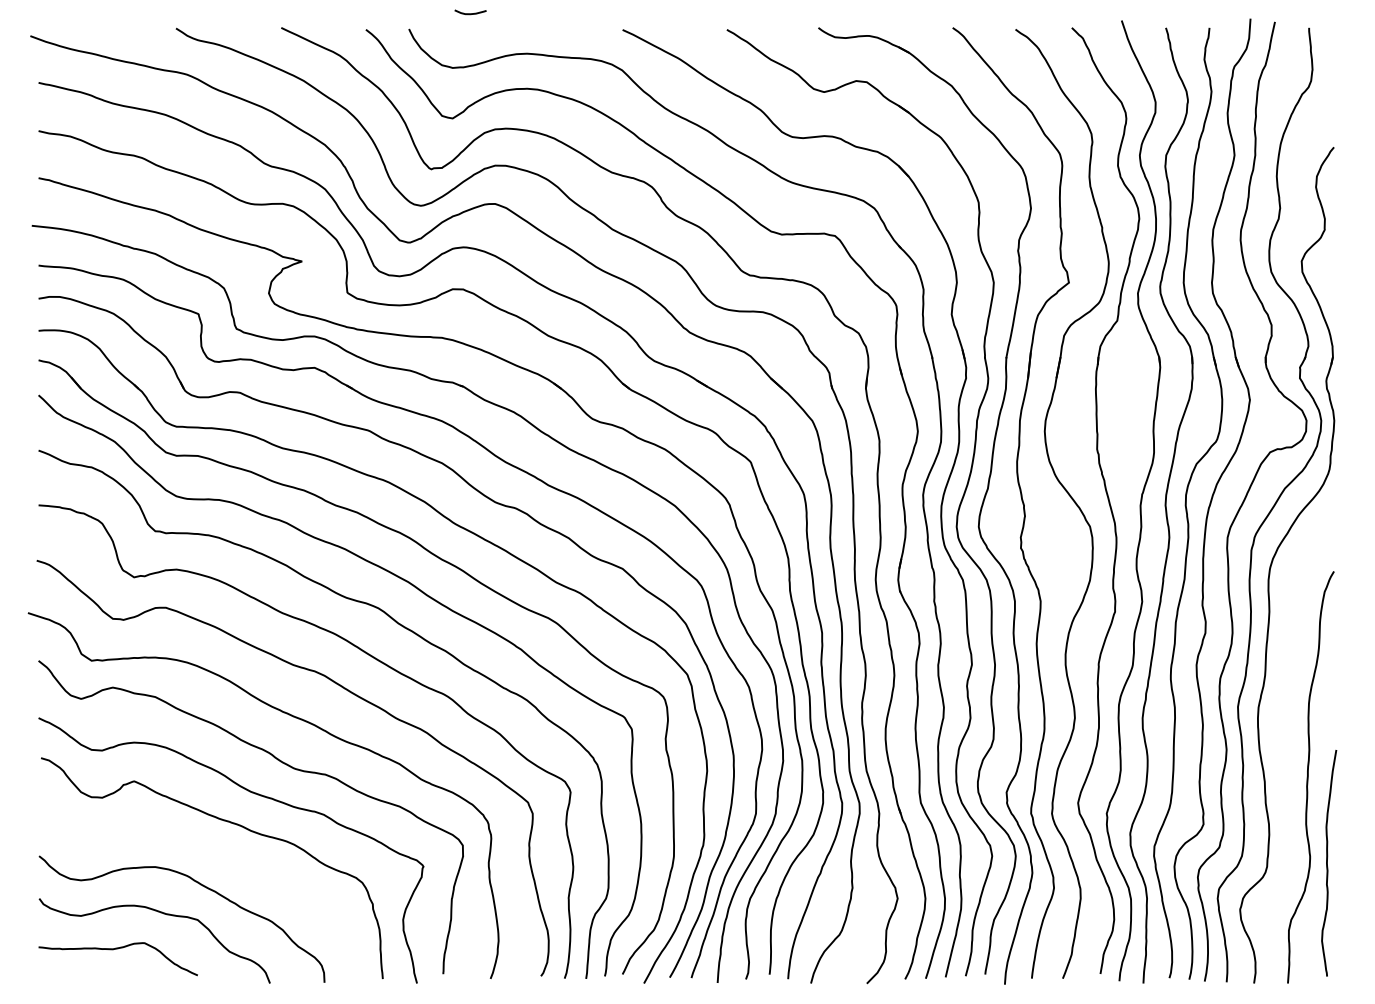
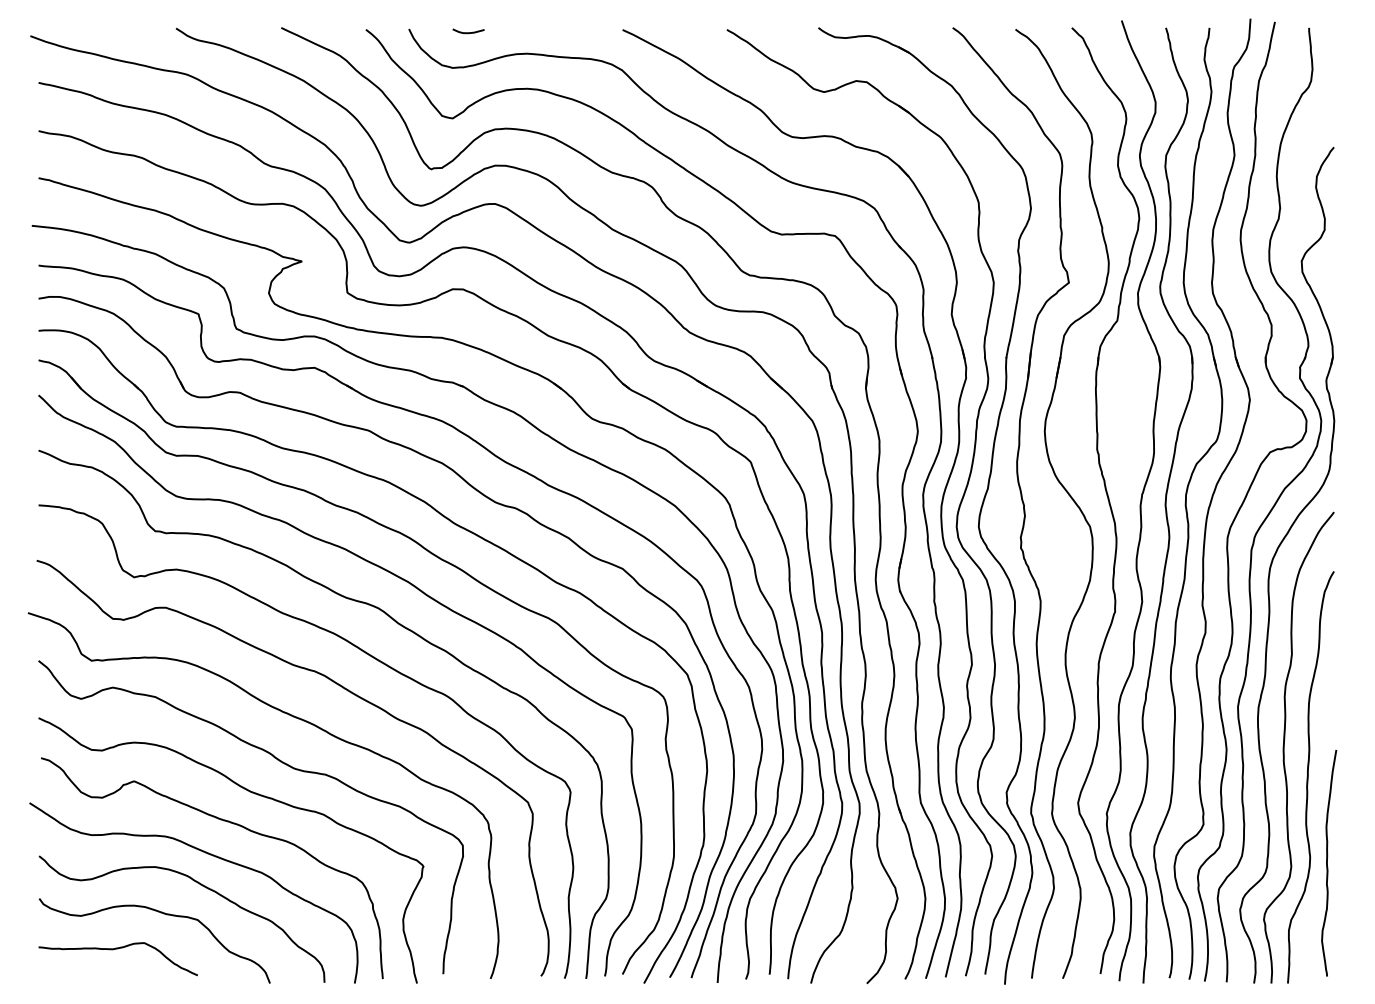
curve position: (470, 13) -> (468, 32) (468, 32)
curve: none -> present (1284, 747)
curve: none -> present (207, 854)
